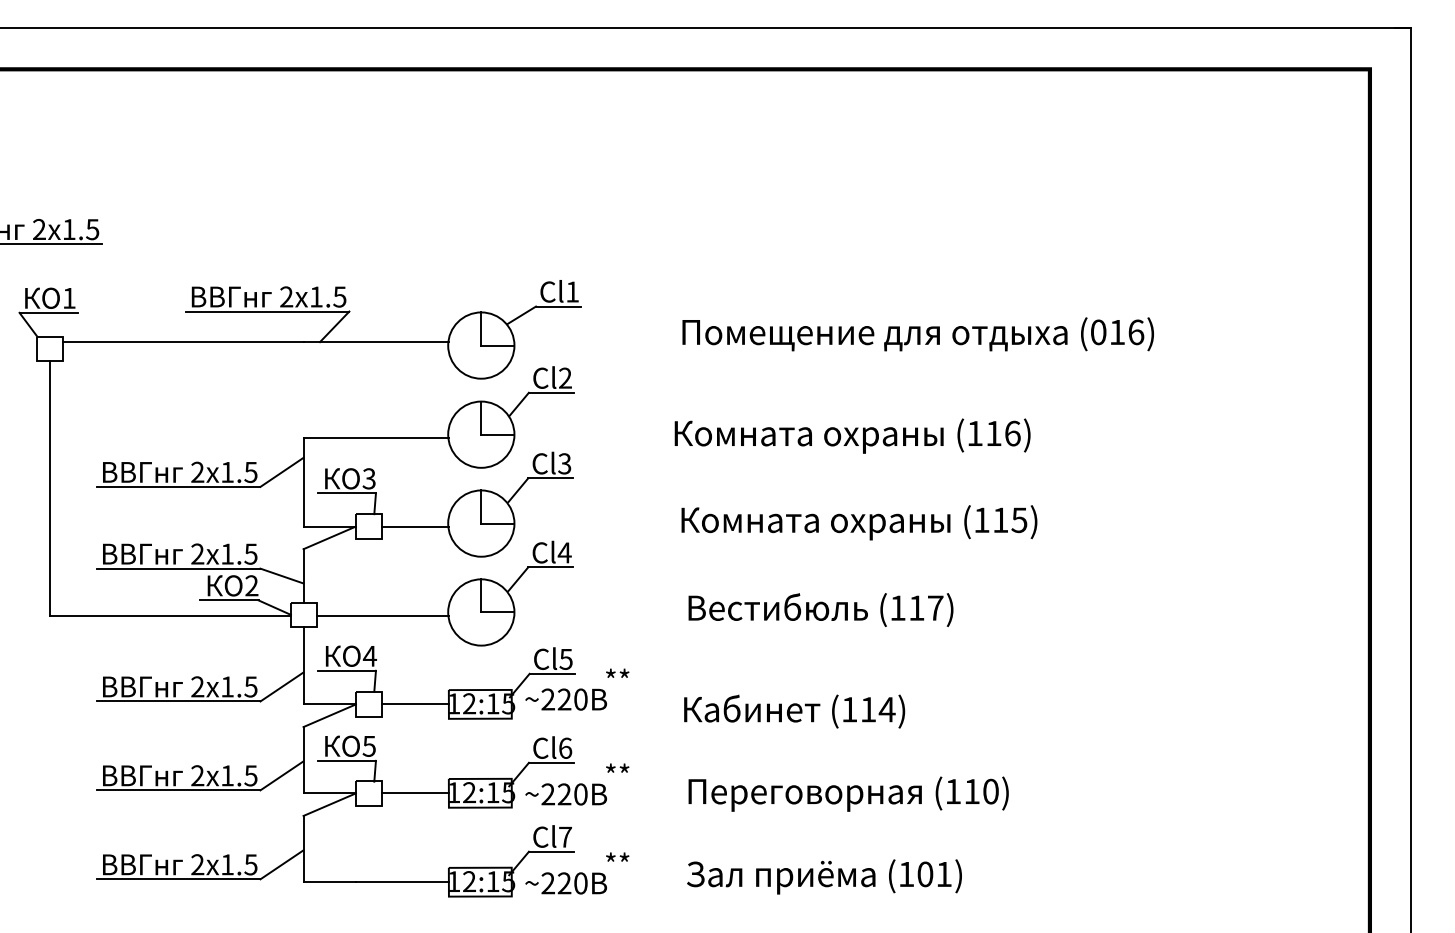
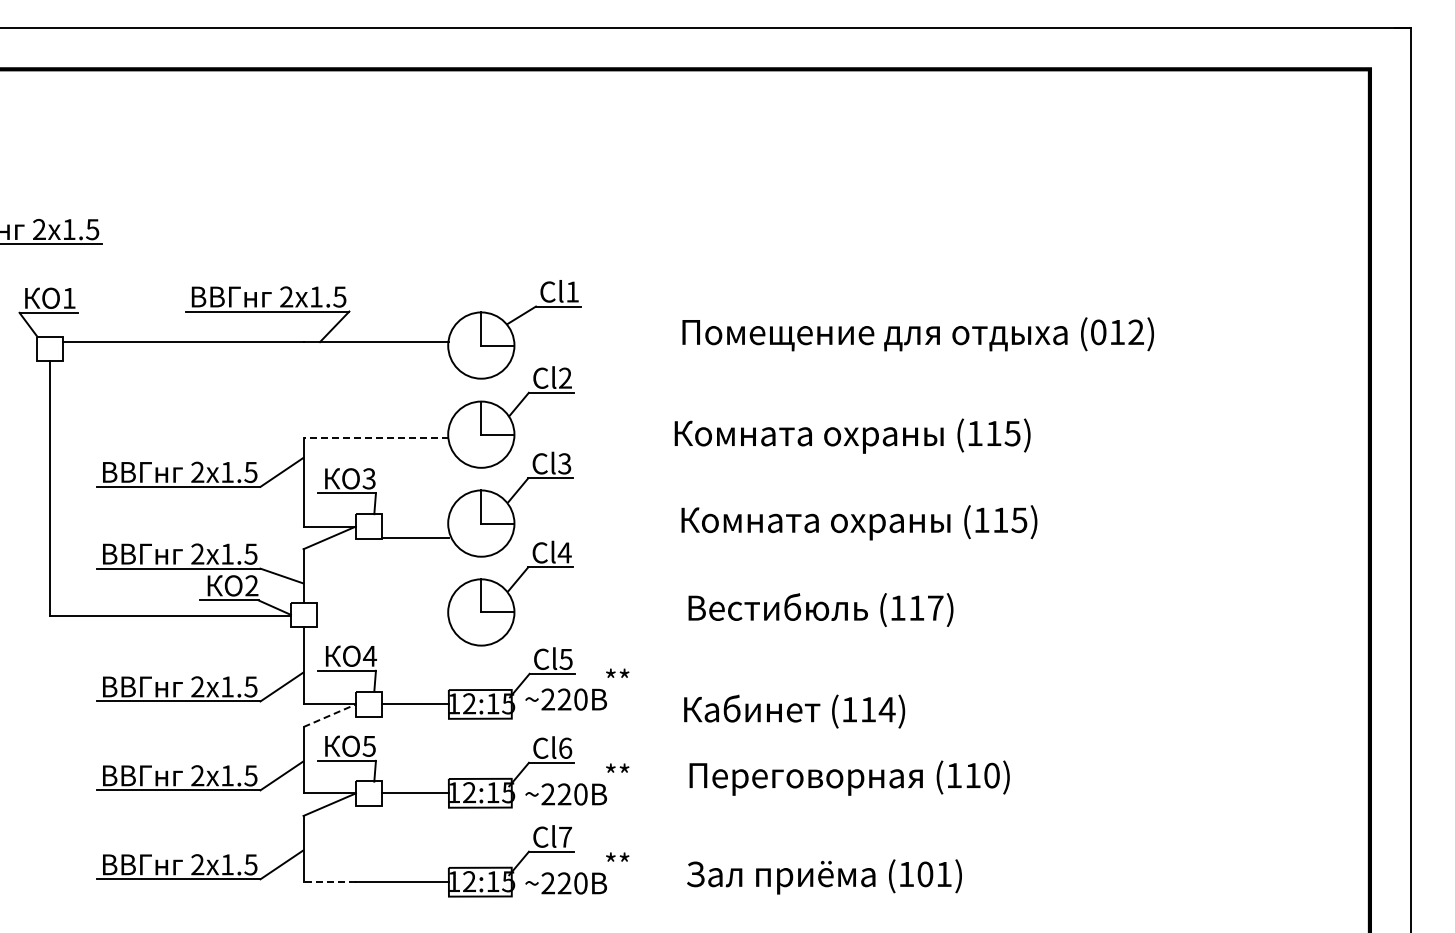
text: (016) -> (012) (1136, 332)
text: (116) -> (115) (1012, 433)
line: solid -> dashed (376, 437)
line position: (414, 526) -> (414, 537) (414, 537)
line: present -> none (382, 615)
line: solid -> dashed (329, 715)
text position: (848, 793) -> (849, 777) (849, 777)
line: solid -> dashed (329, 882)
